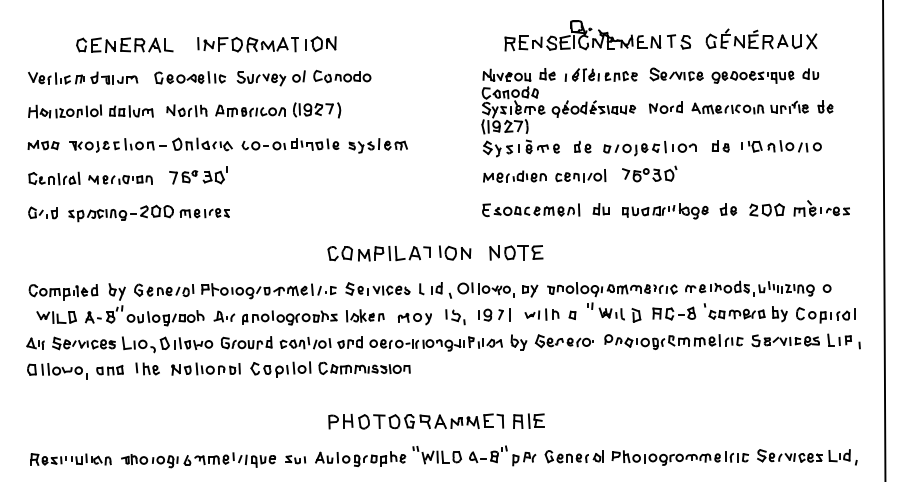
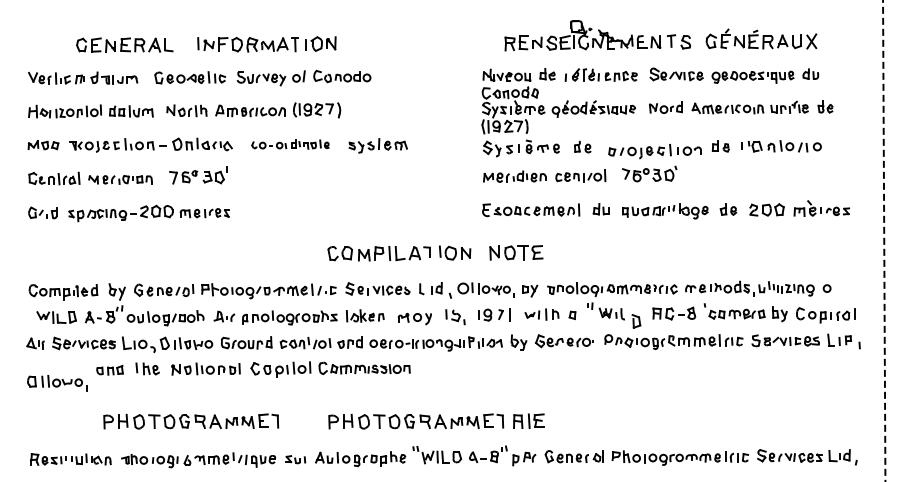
part size: 99x13 px -> 79x11 px (290, 144)
part position: (649, 148) -> (654, 151) (654, 151)
line: solid -> dashed (884, 241)
part position: (636, 315) -> (636, 321) (636, 321)
part position: (57, 371) -> (57, 383) (57, 383)
part: none -> present (191, 421)
